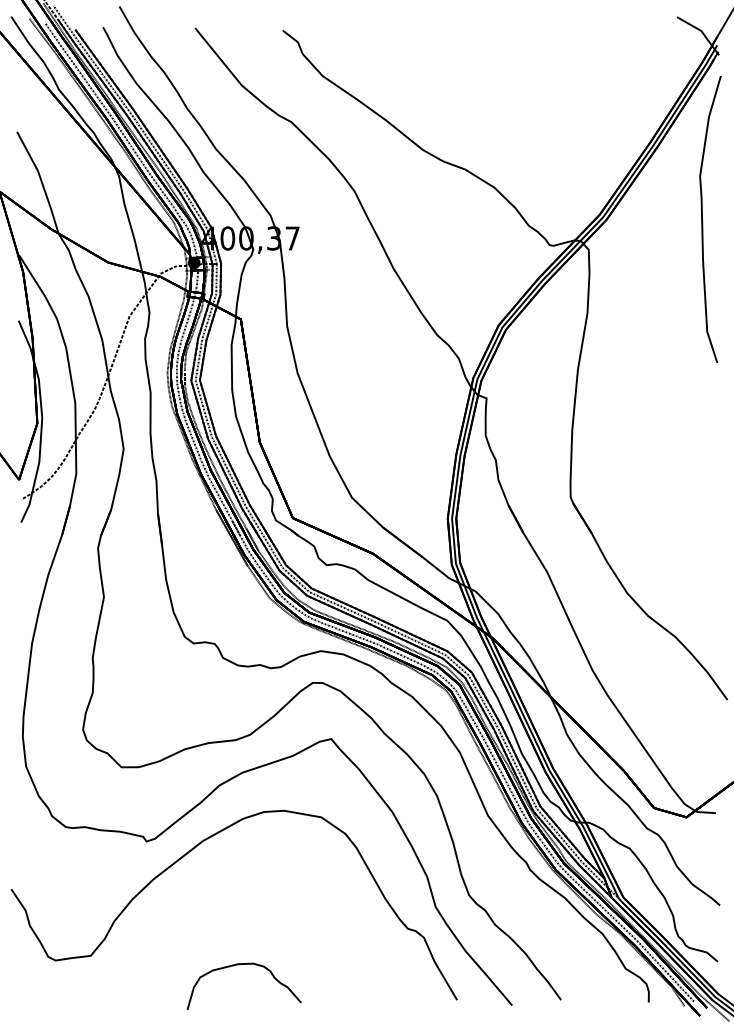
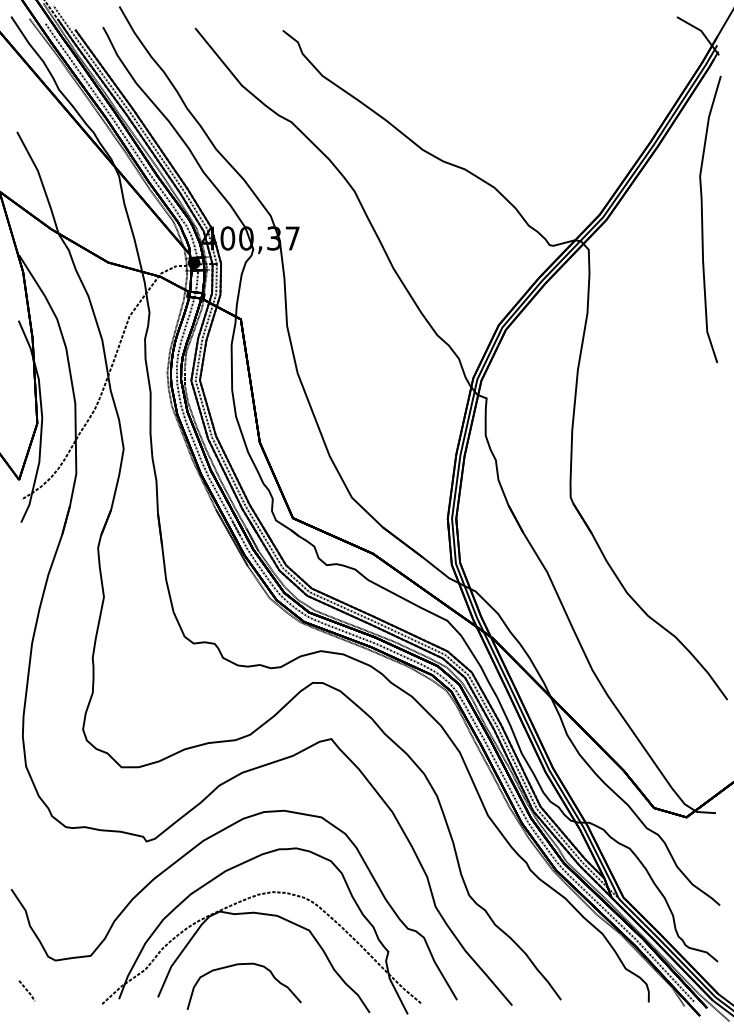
part: none -> present (265, 915)
line: none -> present (26, 990)
